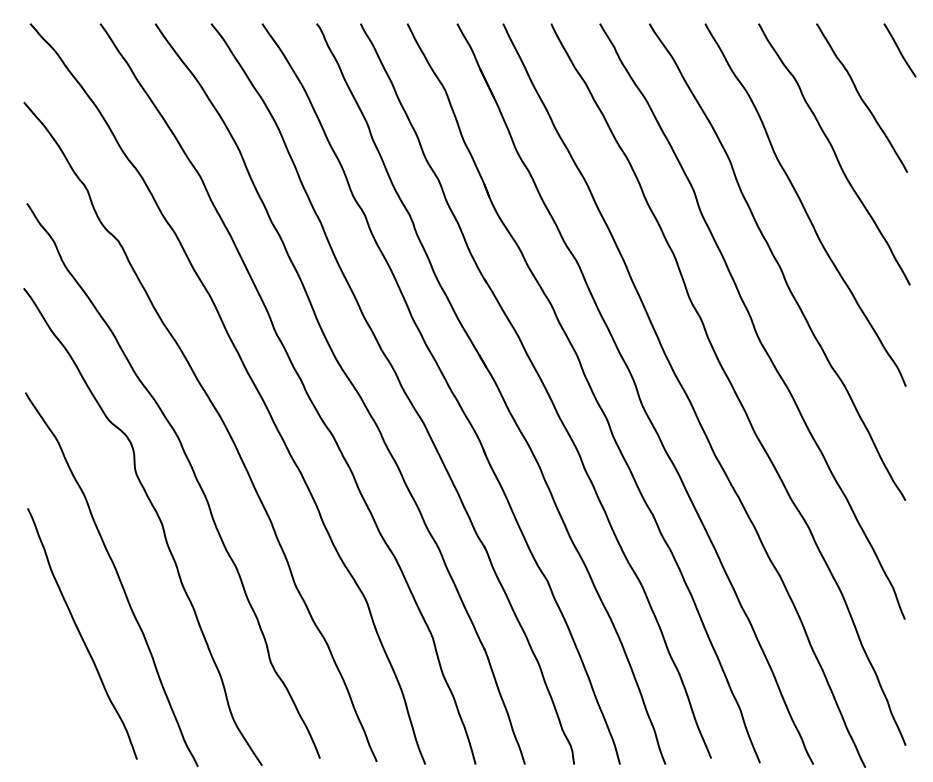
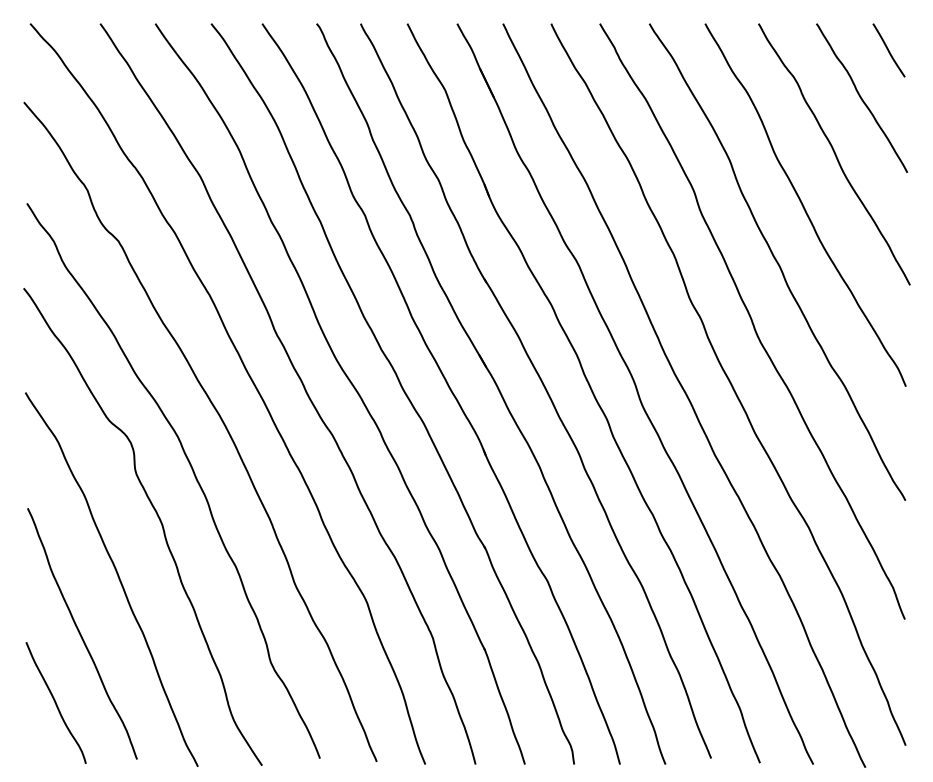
line position: (899, 50) -> (888, 50) (888, 50)
curve: none -> present (55, 702)
